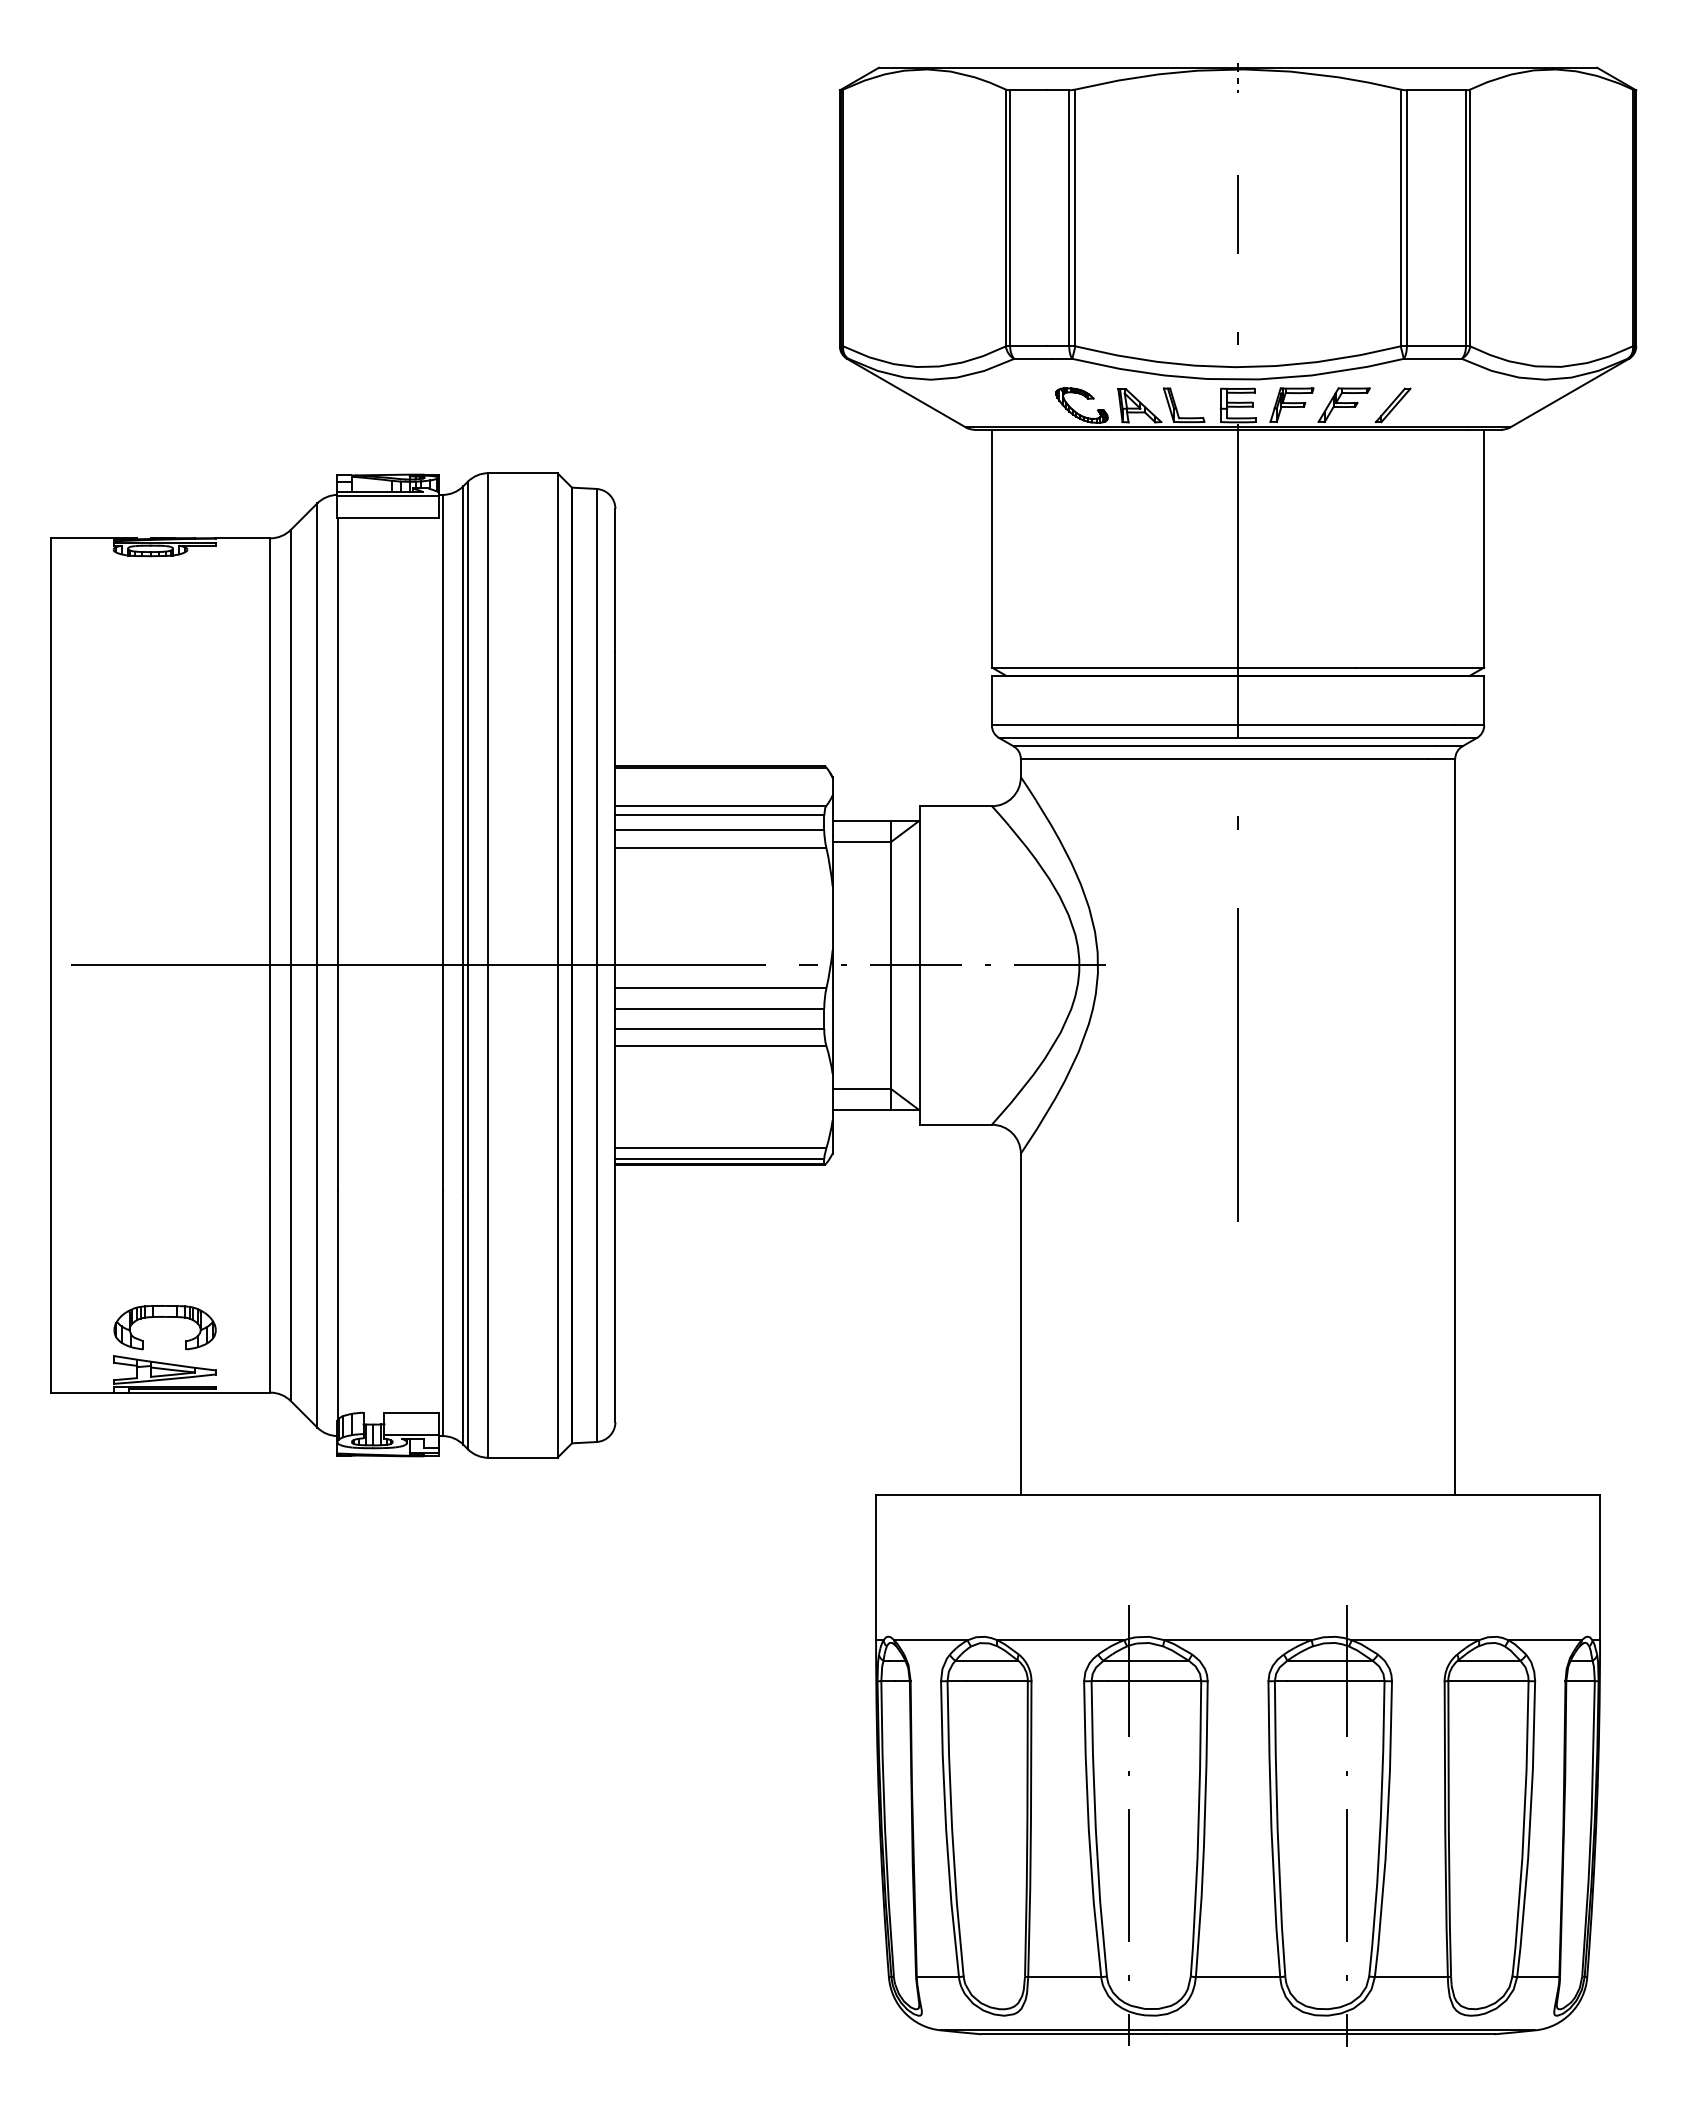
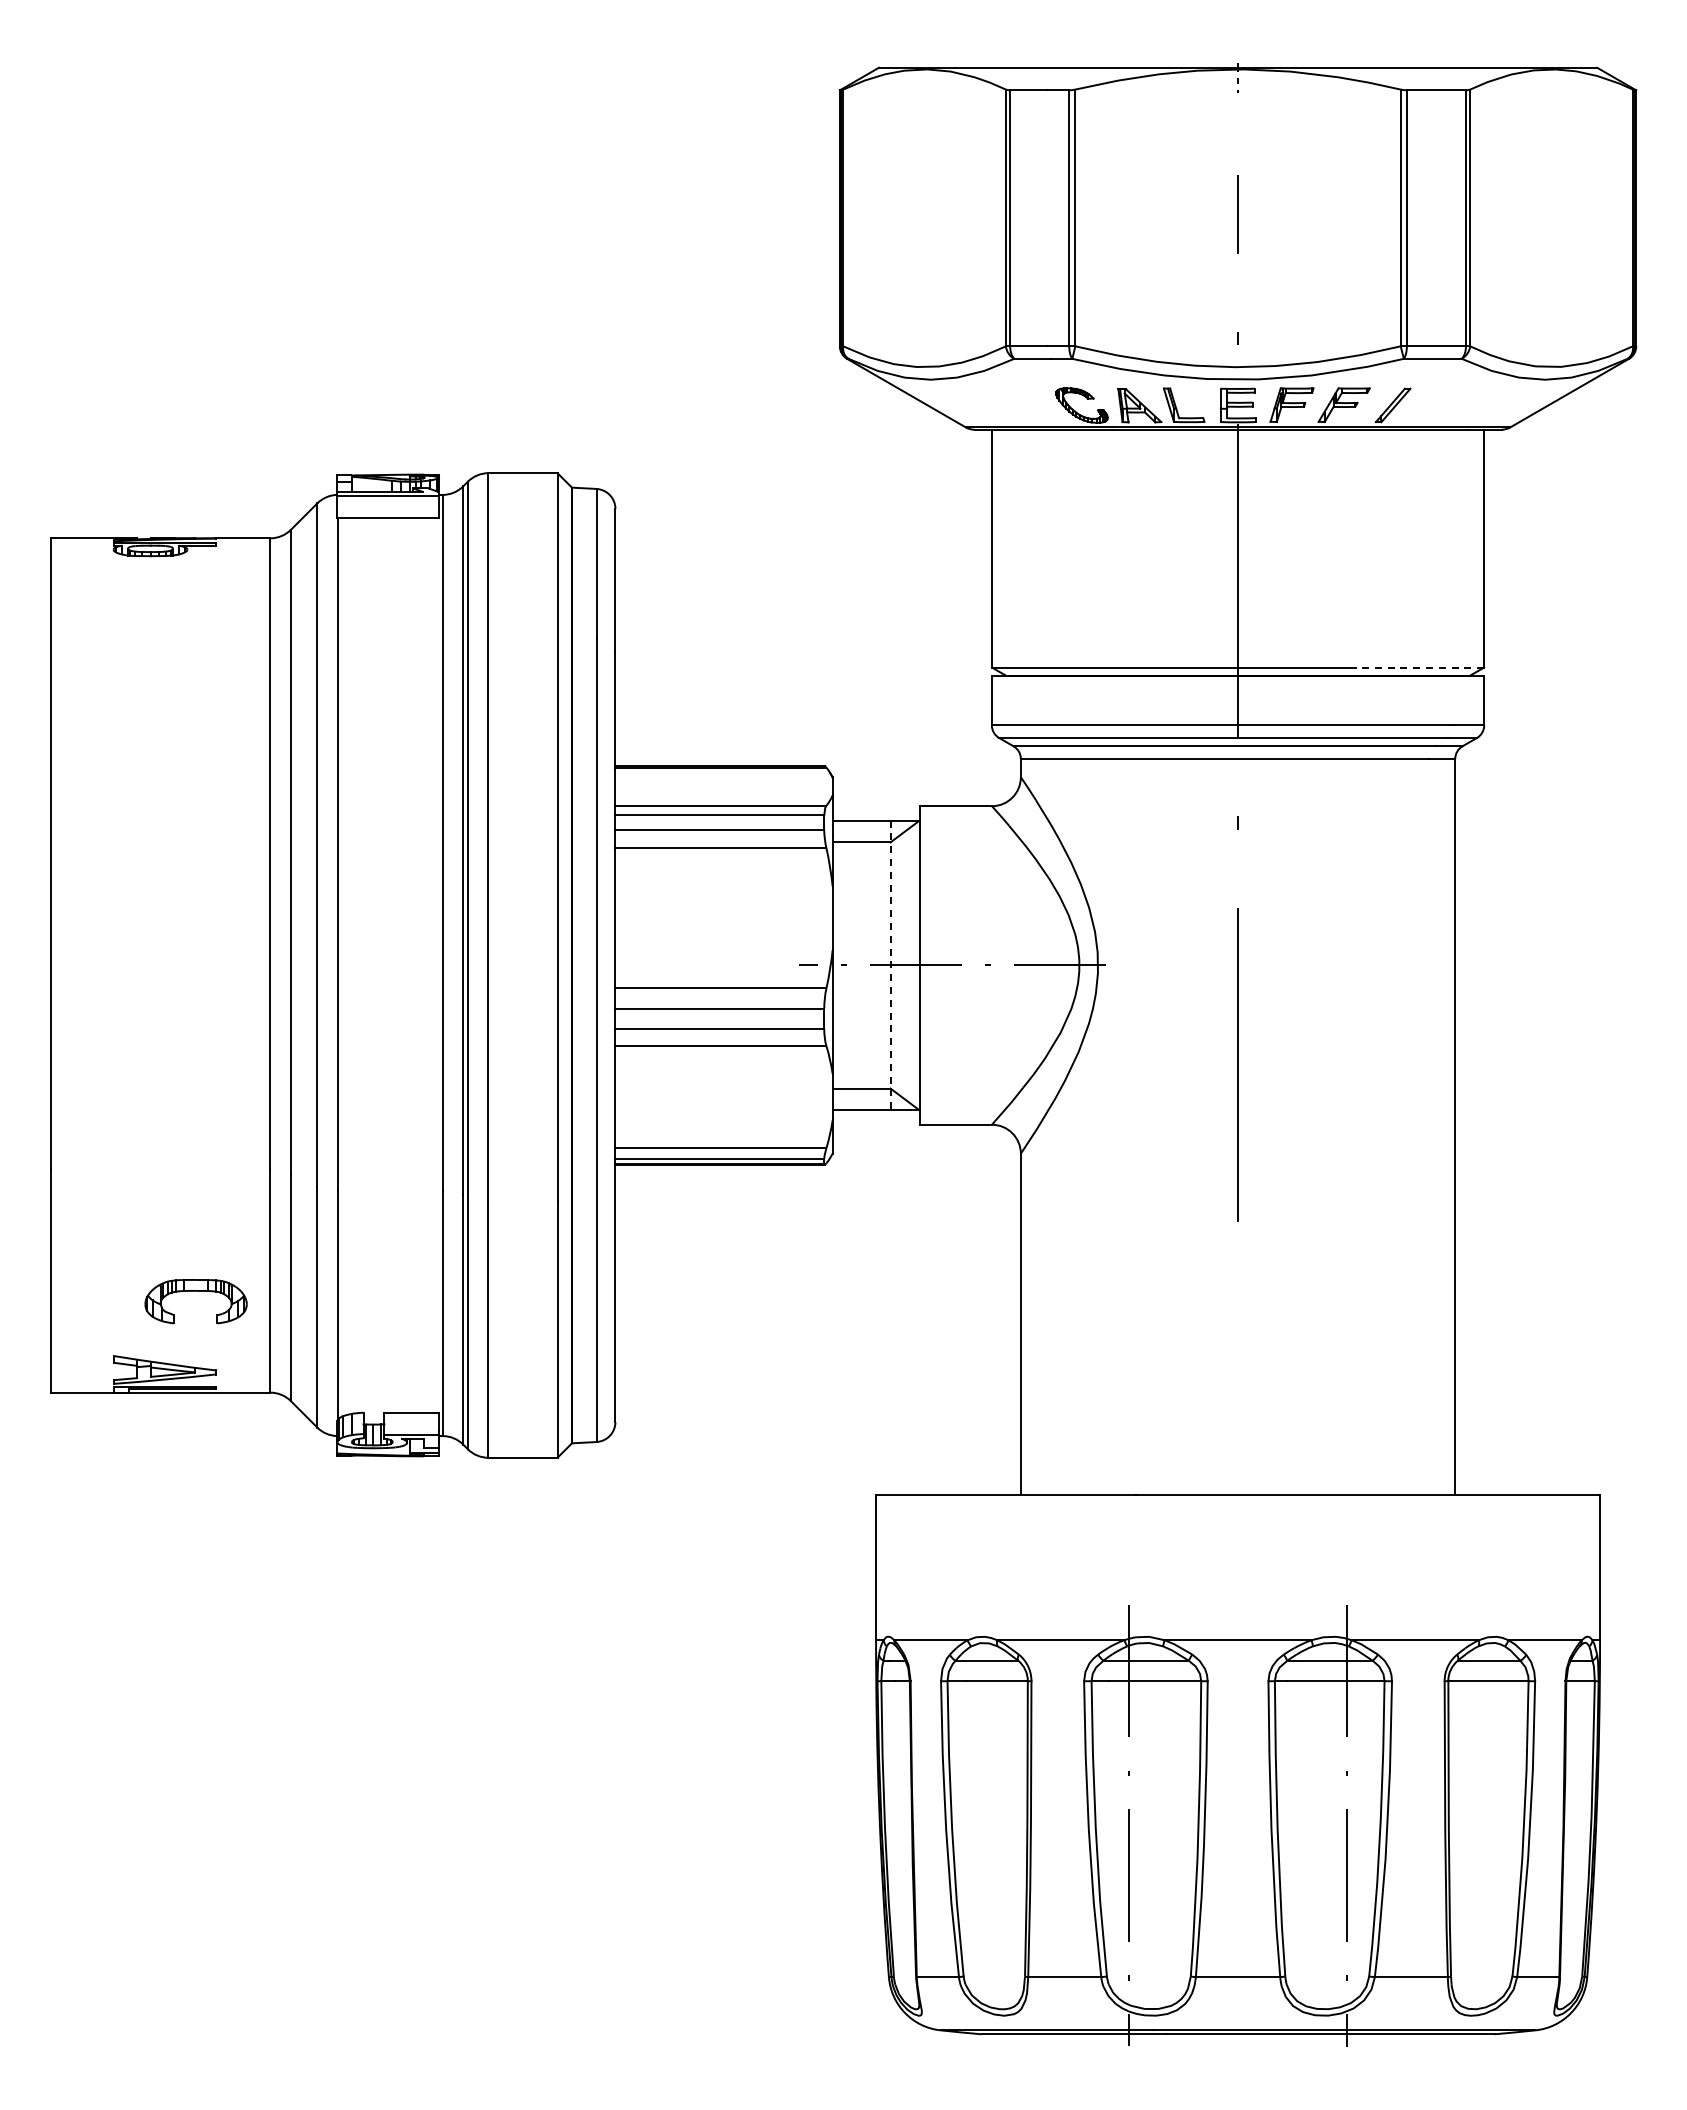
line: solid -> dashed (1419, 667)
line: present -> none (383, 965)
line: solid -> dashed (890, 965)
part position: (164, 1317) -> (195, 1291) (195, 1291)
